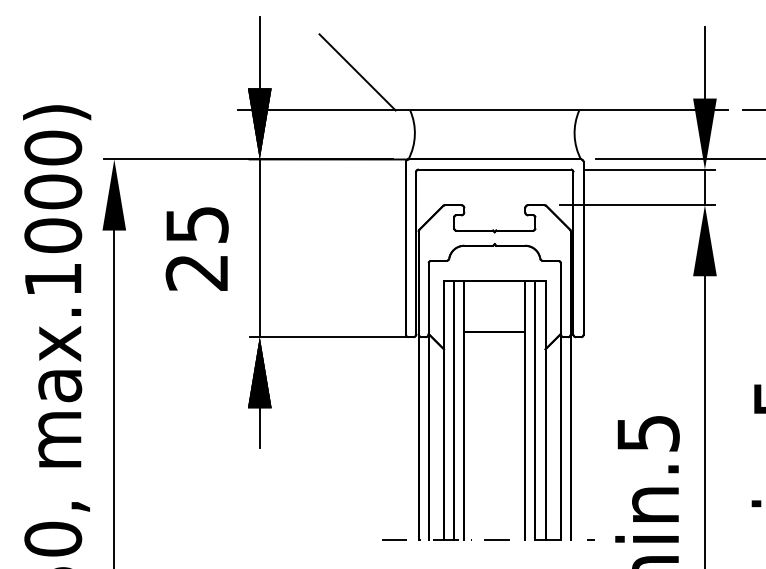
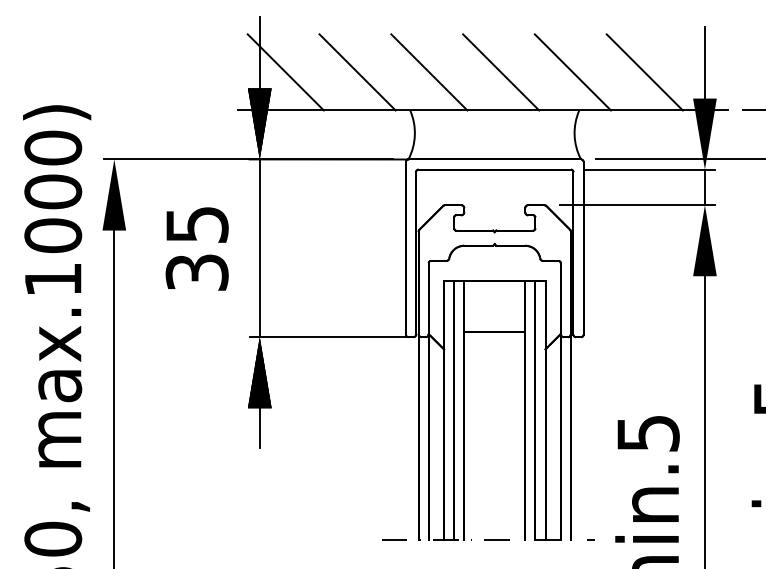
line: none -> present (285, 72)
line: none -> present (429, 72)
line: none -> present (501, 72)
line: none -> present (572, 72)
line: none -> present (644, 72)
text: 25 -> 35 (196, 272)
